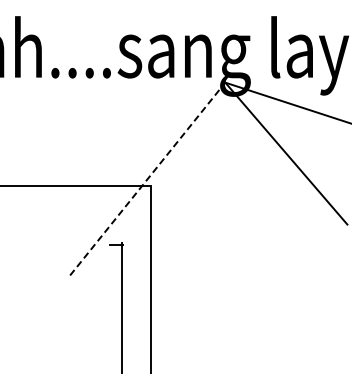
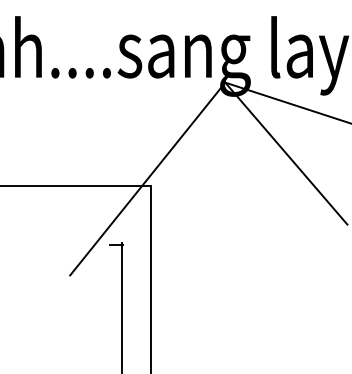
line: dashed -> solid (147, 179)
